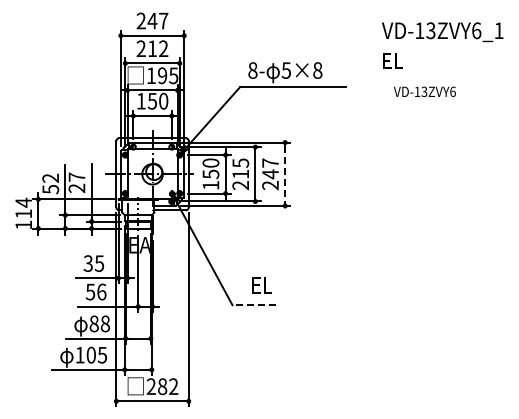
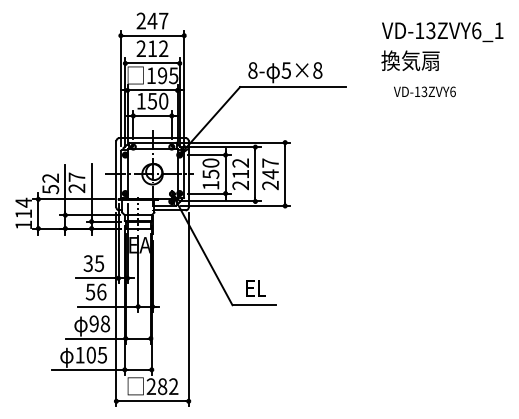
text: EL -> 換気扇 (410, 60)
text: 215 -> 212 (240, 162)
line: dashed -> solid (285, 174)
text position: (261, 285) -> (255, 288) (255, 288)
line: dashed -> solid (254, 305)
text: 88 -> 98 (93, 323)
